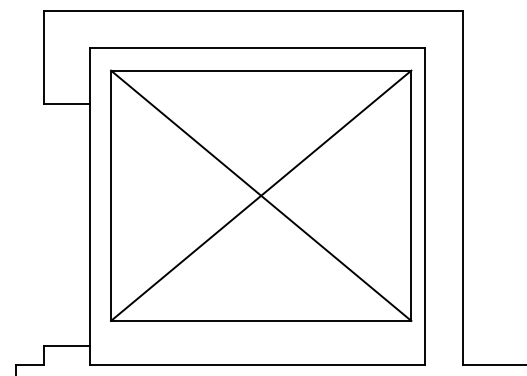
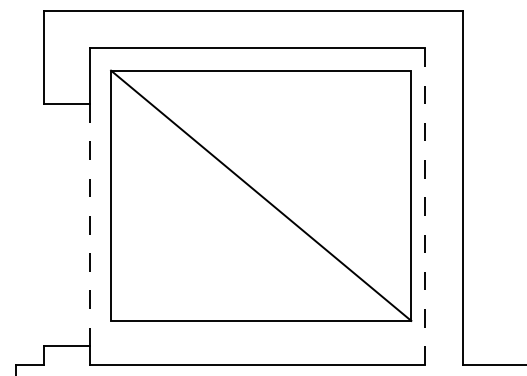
line: present -> none (261, 195)
line: solid -> dashed (425, 207)
line: solid -> dashed (90, 225)
